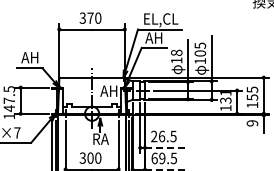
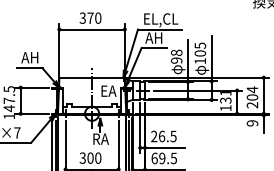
text: 18 -> 98 (176, 60)
text: AH -> EA (108, 90)
text: 155 -> 204 (252, 97)
line: dashed -> solid (164, 147)
line: dashed -> solid (164, 169)
